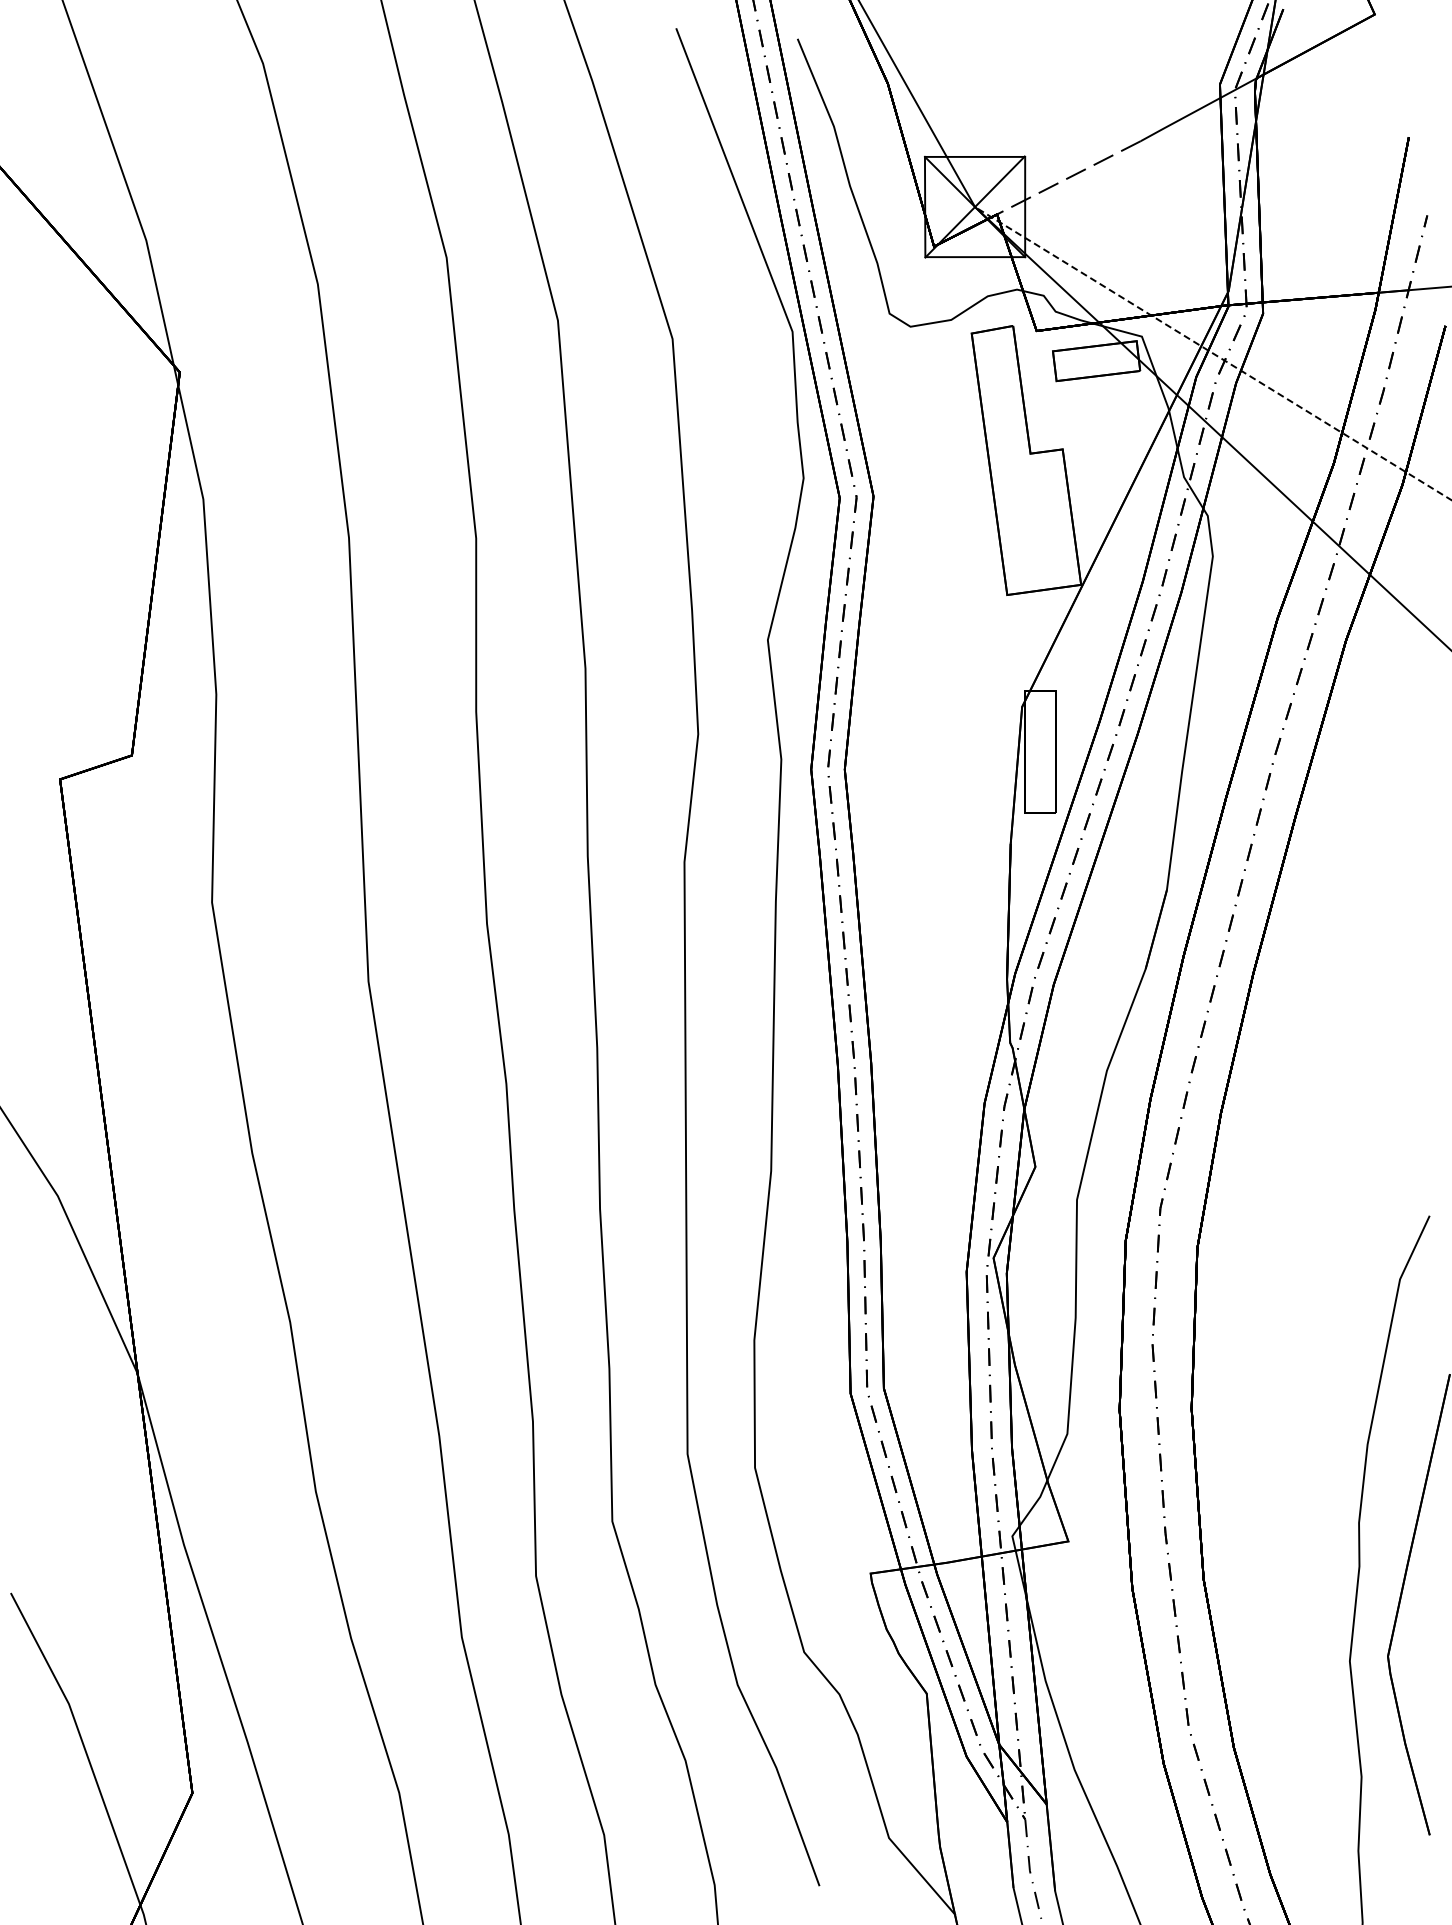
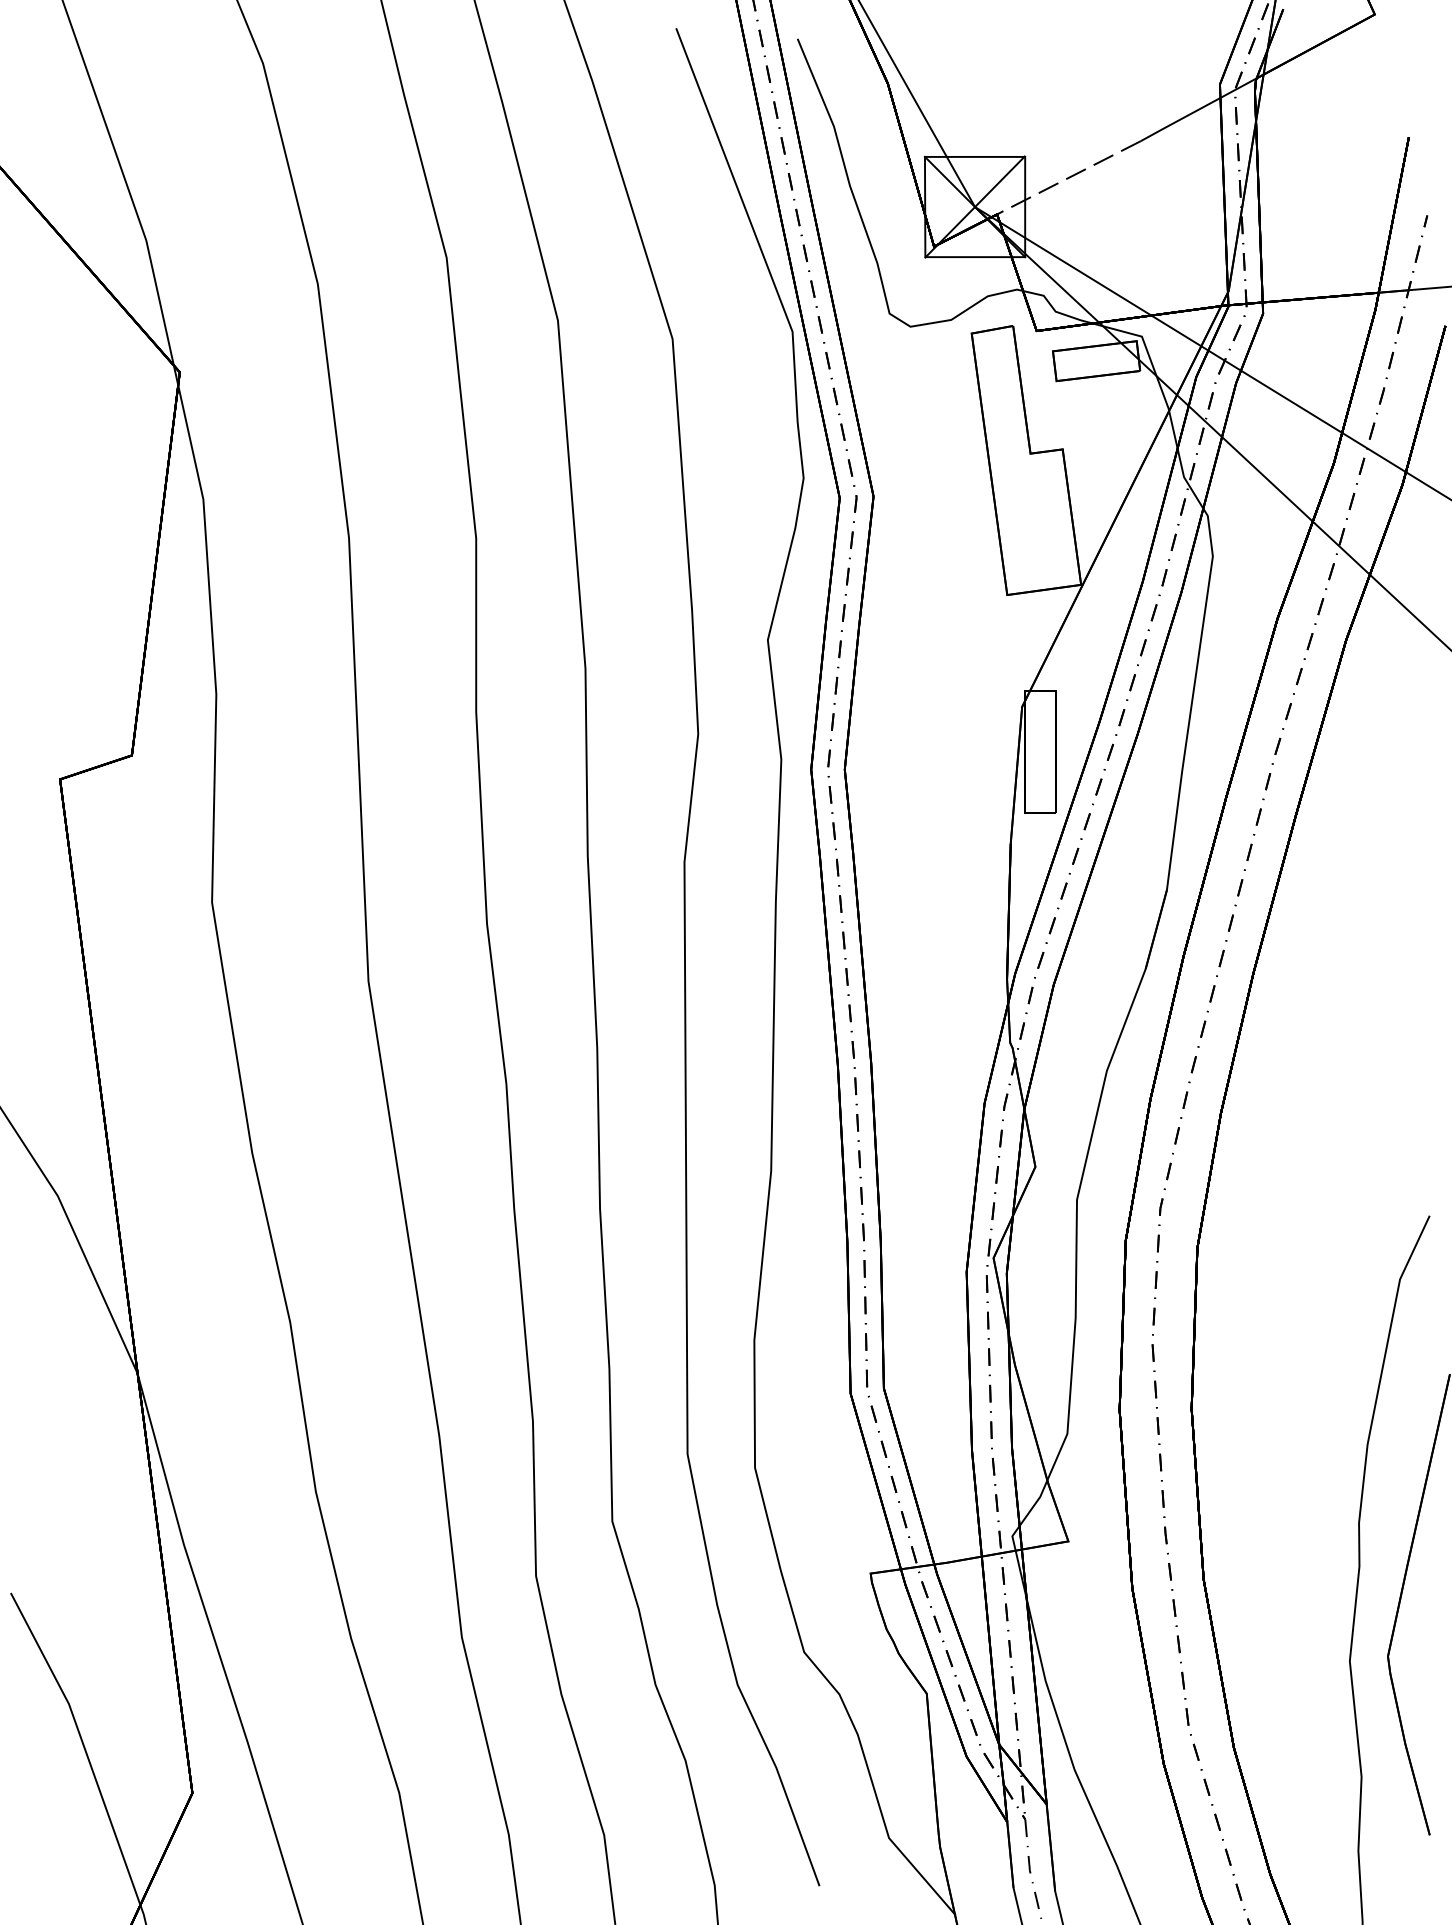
line: dashed -> solid (1213, 353)
